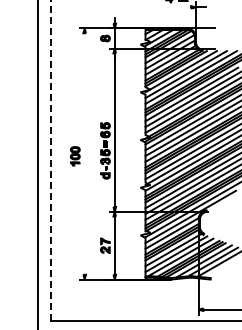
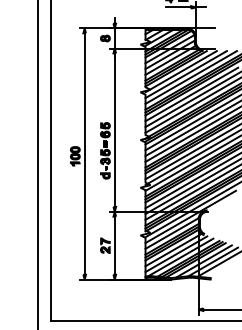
line: none -> present (178, 7)
line: none -> present (84, 153)
line: dashed -> solid (51, 160)
